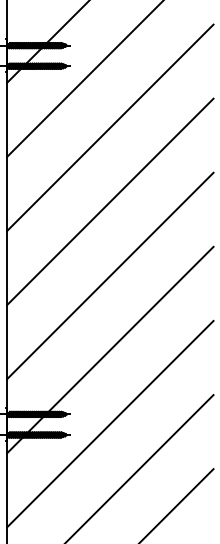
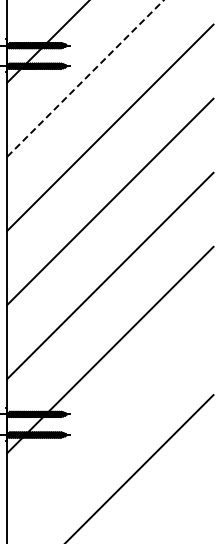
line: solid -> dashed (85, 78)
line: present -> none (110, 423)
line: present -> none (177, 504)
